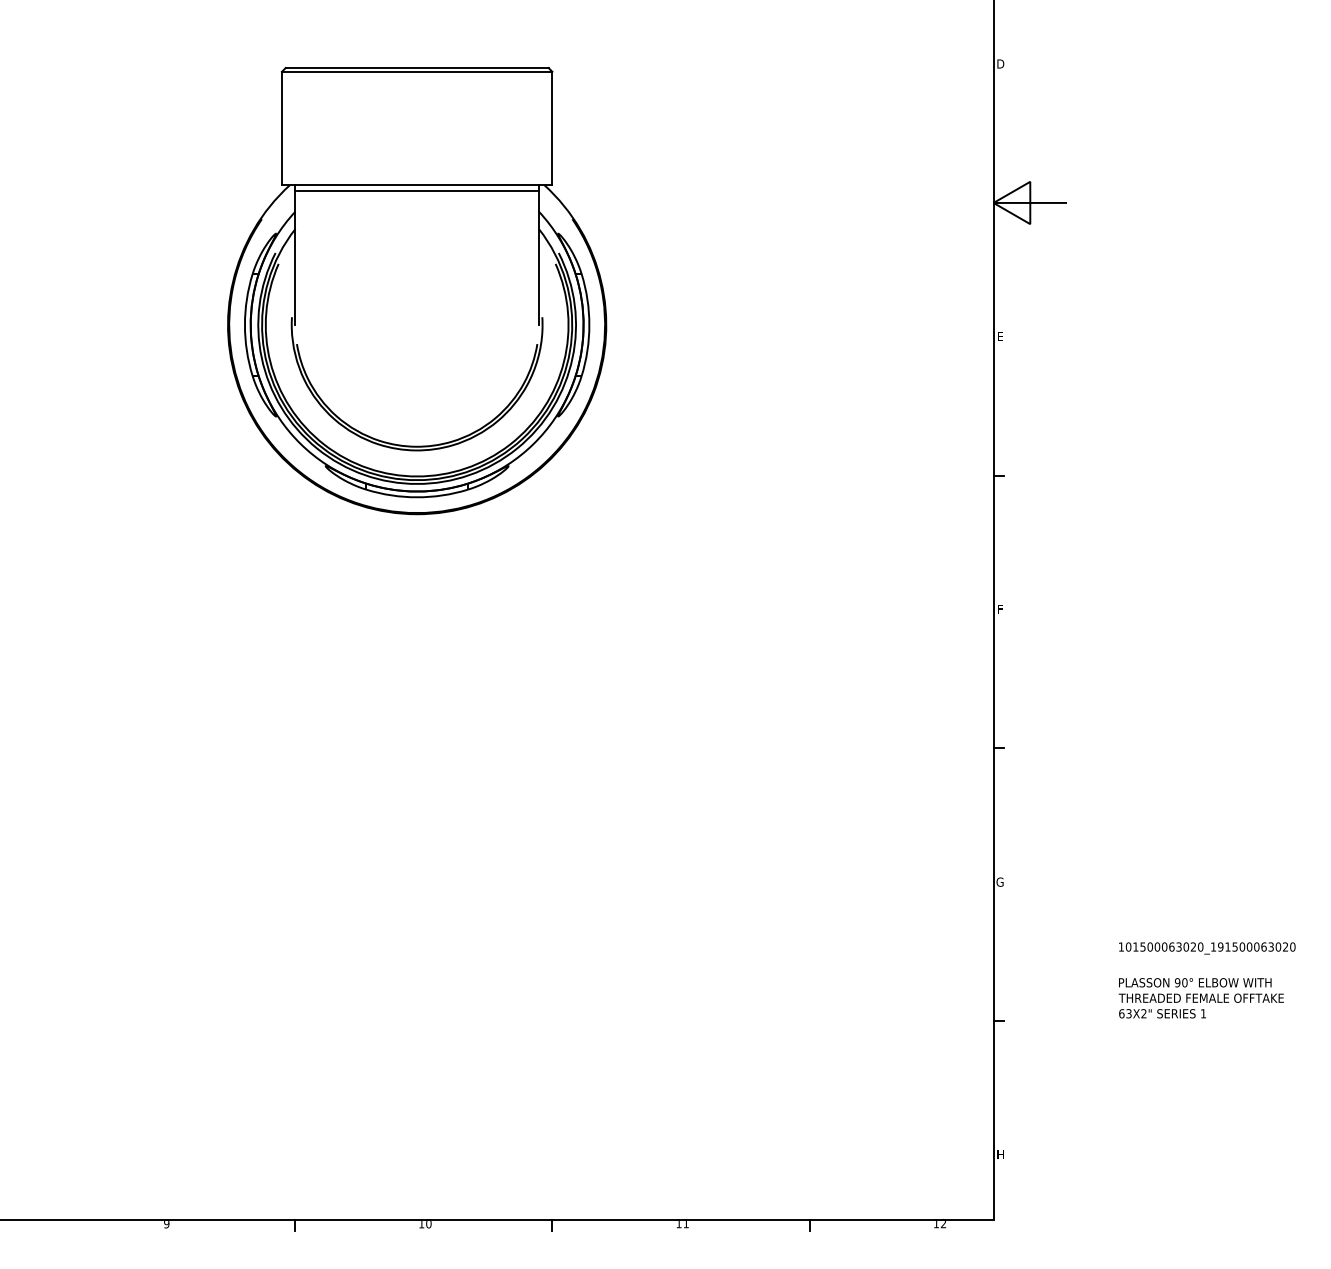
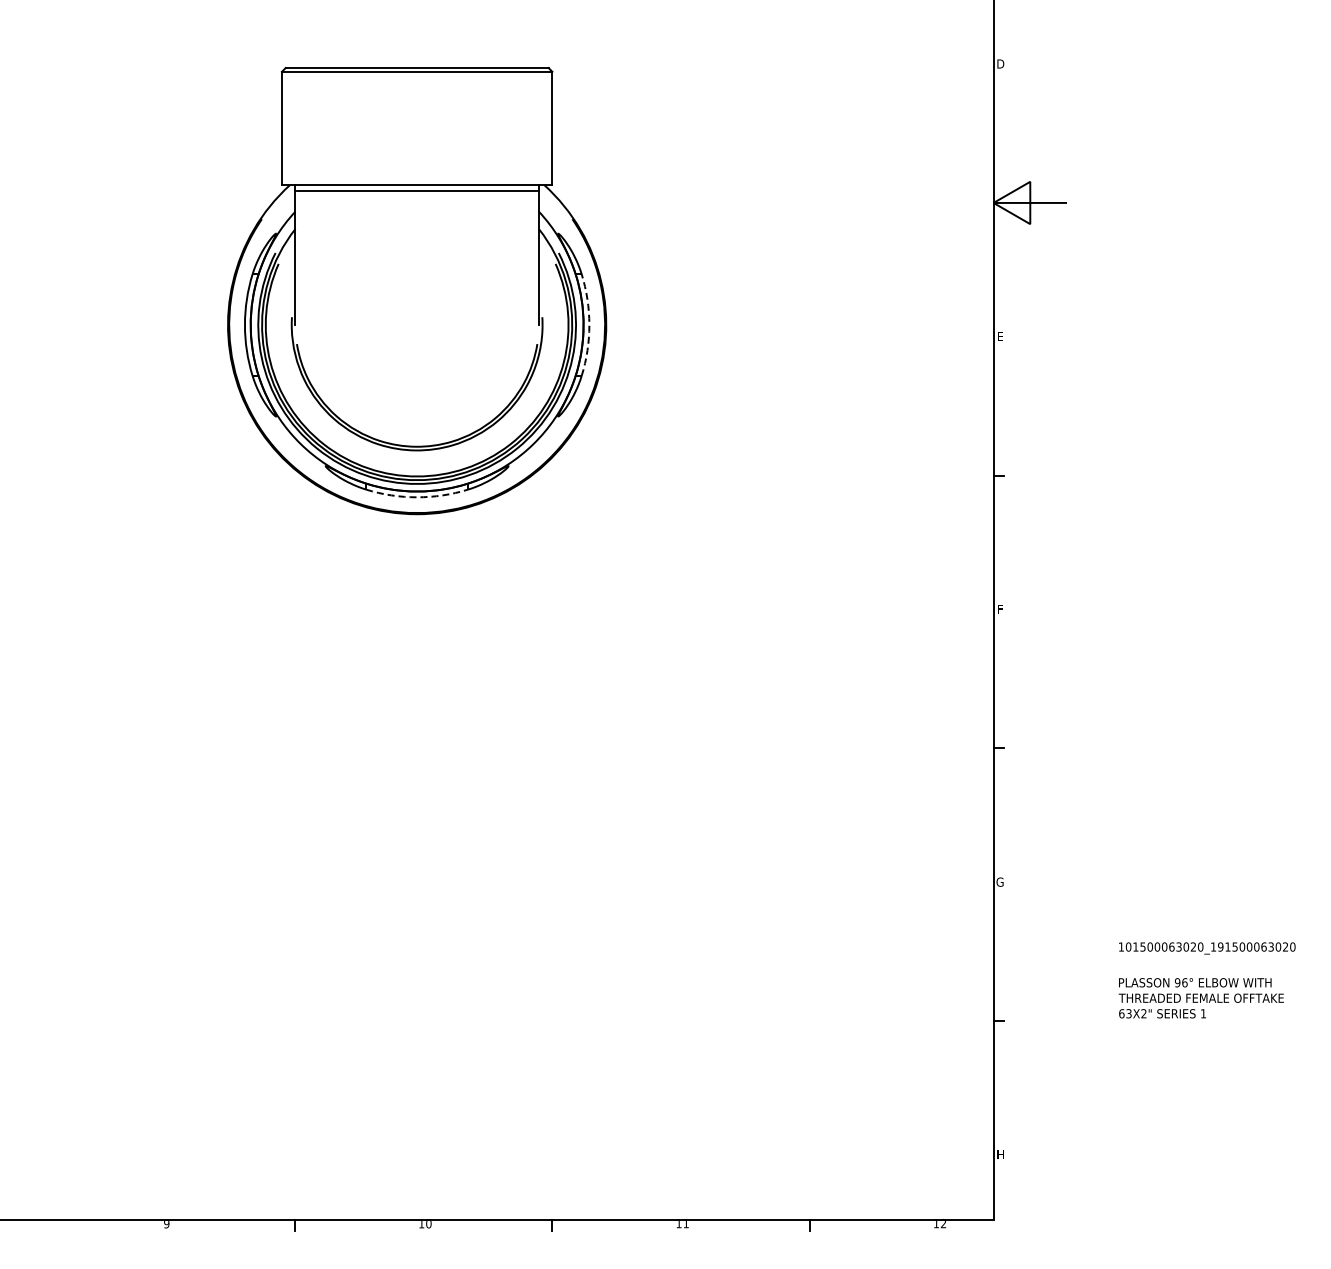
arc: solid -> dashed (589, 325)
arc: solid -> dashed (417, 497)
text: 90° -> 96° (1184, 982)
